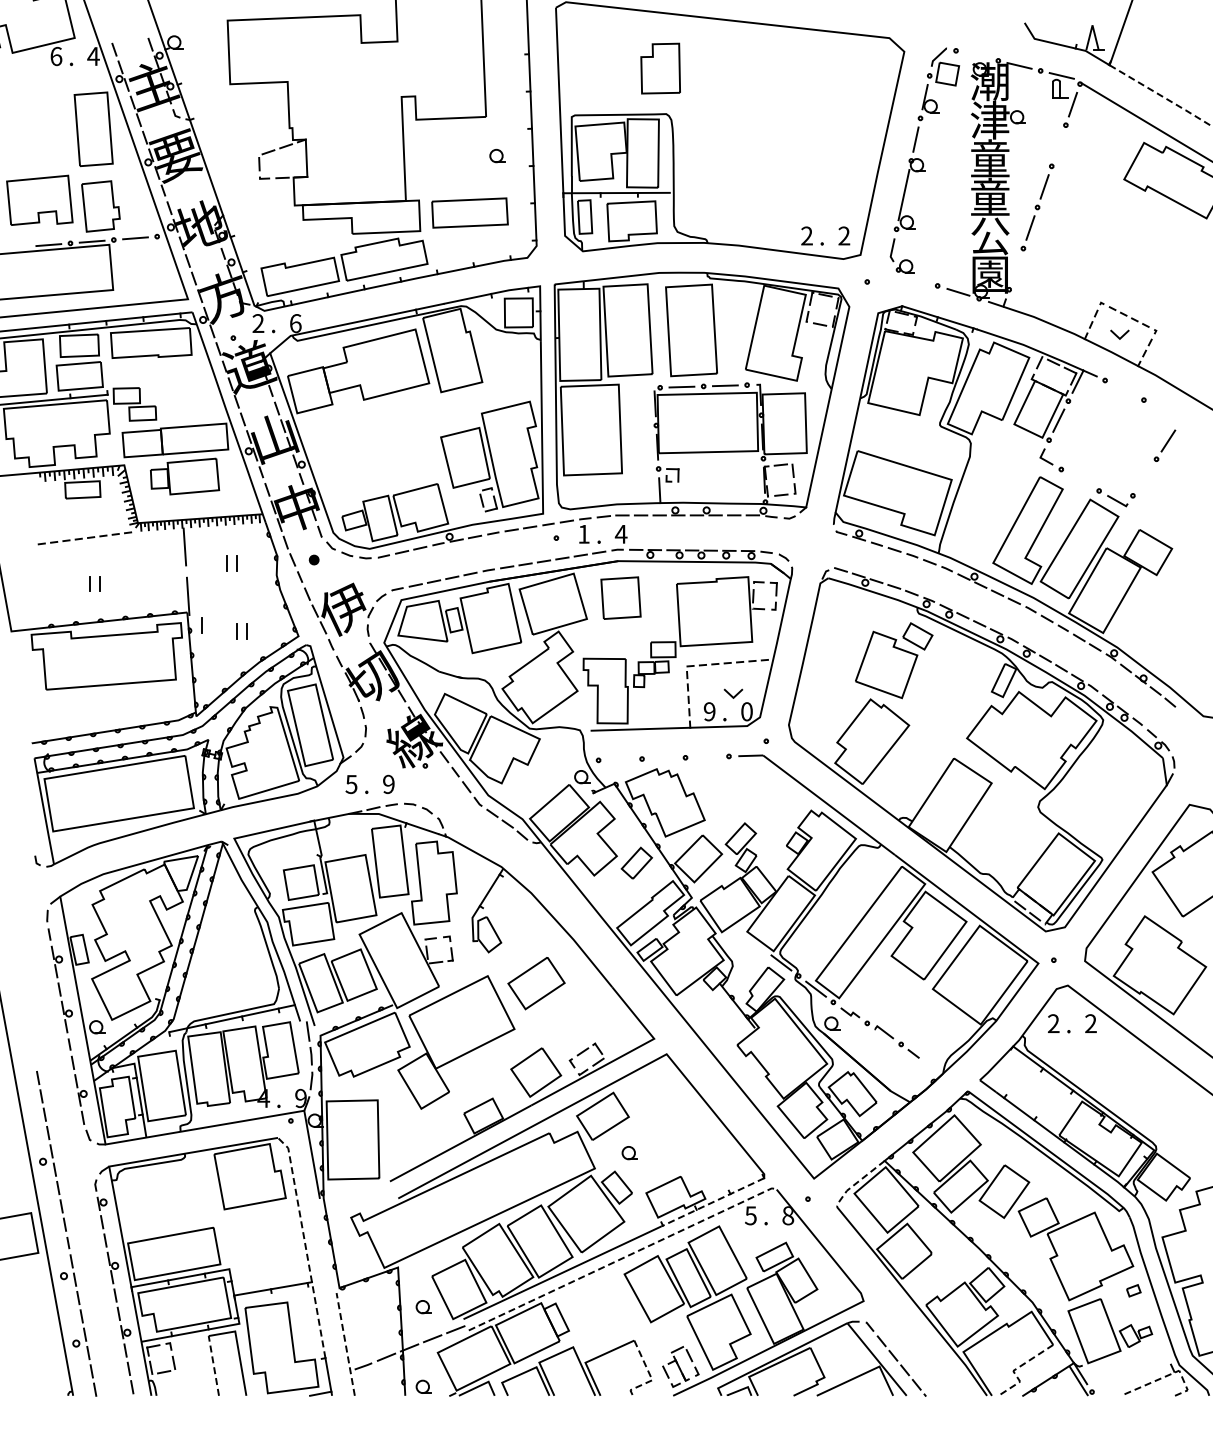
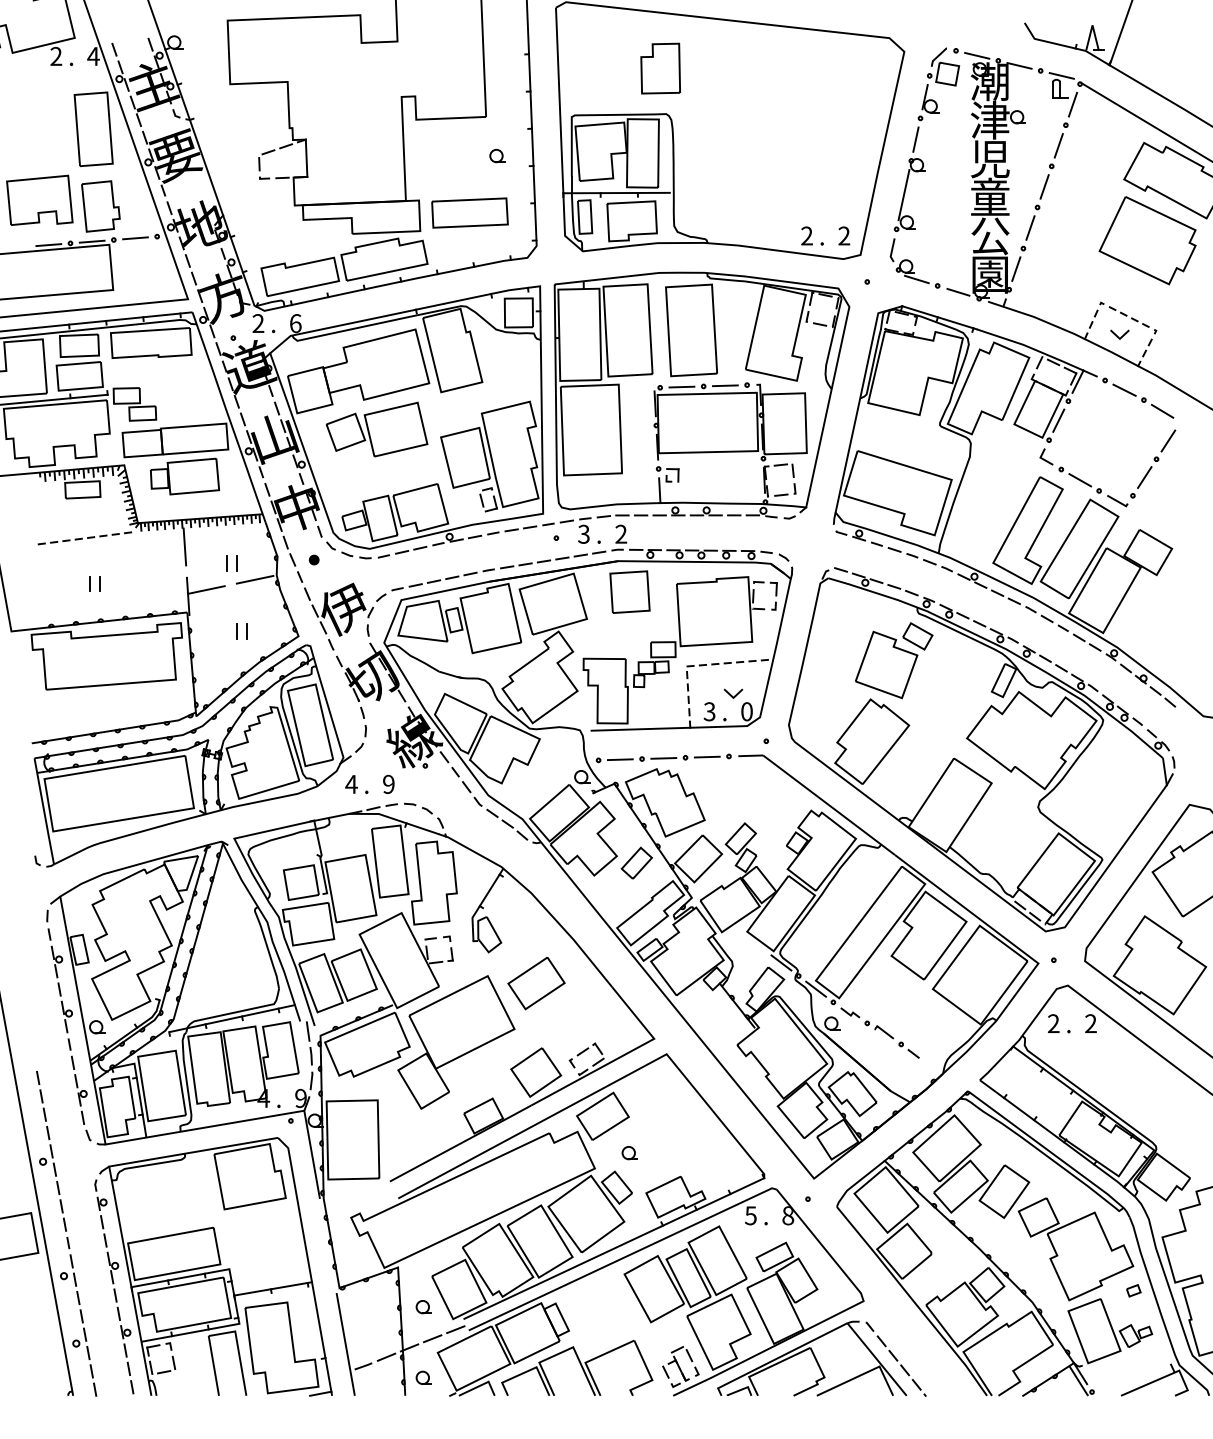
line: none -> present (977, 55)
text: 6 -> 2 (56, 56)
line: dashed -> solid (1161, 96)
line: none -> present (1058, 145)
text: 童 -> 児 (990, 158)
part: none -> present (1147, 240)
line: none -> present (1016, 268)
line: none -> present (916, 279)
line: none -> present (1124, 389)
line: none -> present (1162, 410)
part: none -> present (377, 429)
line: none -> present (1144, 477)
line: none -> present (1080, 480)
text: 1 -> 3 (583, 533)
text: 4 -> 2 (620, 533)
line: none -> present (254, 579)
line: none -> present (206, 589)
part position: (620, 597) -> (629, 591) (629, 591)
line: present -> none (201, 625)
text: 9 -> 3 (709, 711)
line: none -> present (706, 756)
line: none -> present (663, 758)
line: none -> present (619, 759)
text: 5 -> 4 (351, 784)
line: dashed -> solid (856, 1182)
line: dashed -> solid (712, 1202)
line: dashed -> solid (305, 1245)
line: dashed -> solid (623, 1257)
line: dashed -> solid (345, 1343)
line: dashed -> solid (213, 1365)
line: dashed -> solid (1015, 1369)
line: dashed -> solid (650, 1375)
line: dashed -> solid (1167, 1375)
part position: (423, 1386) -> (423, 1377) (423, 1377)
